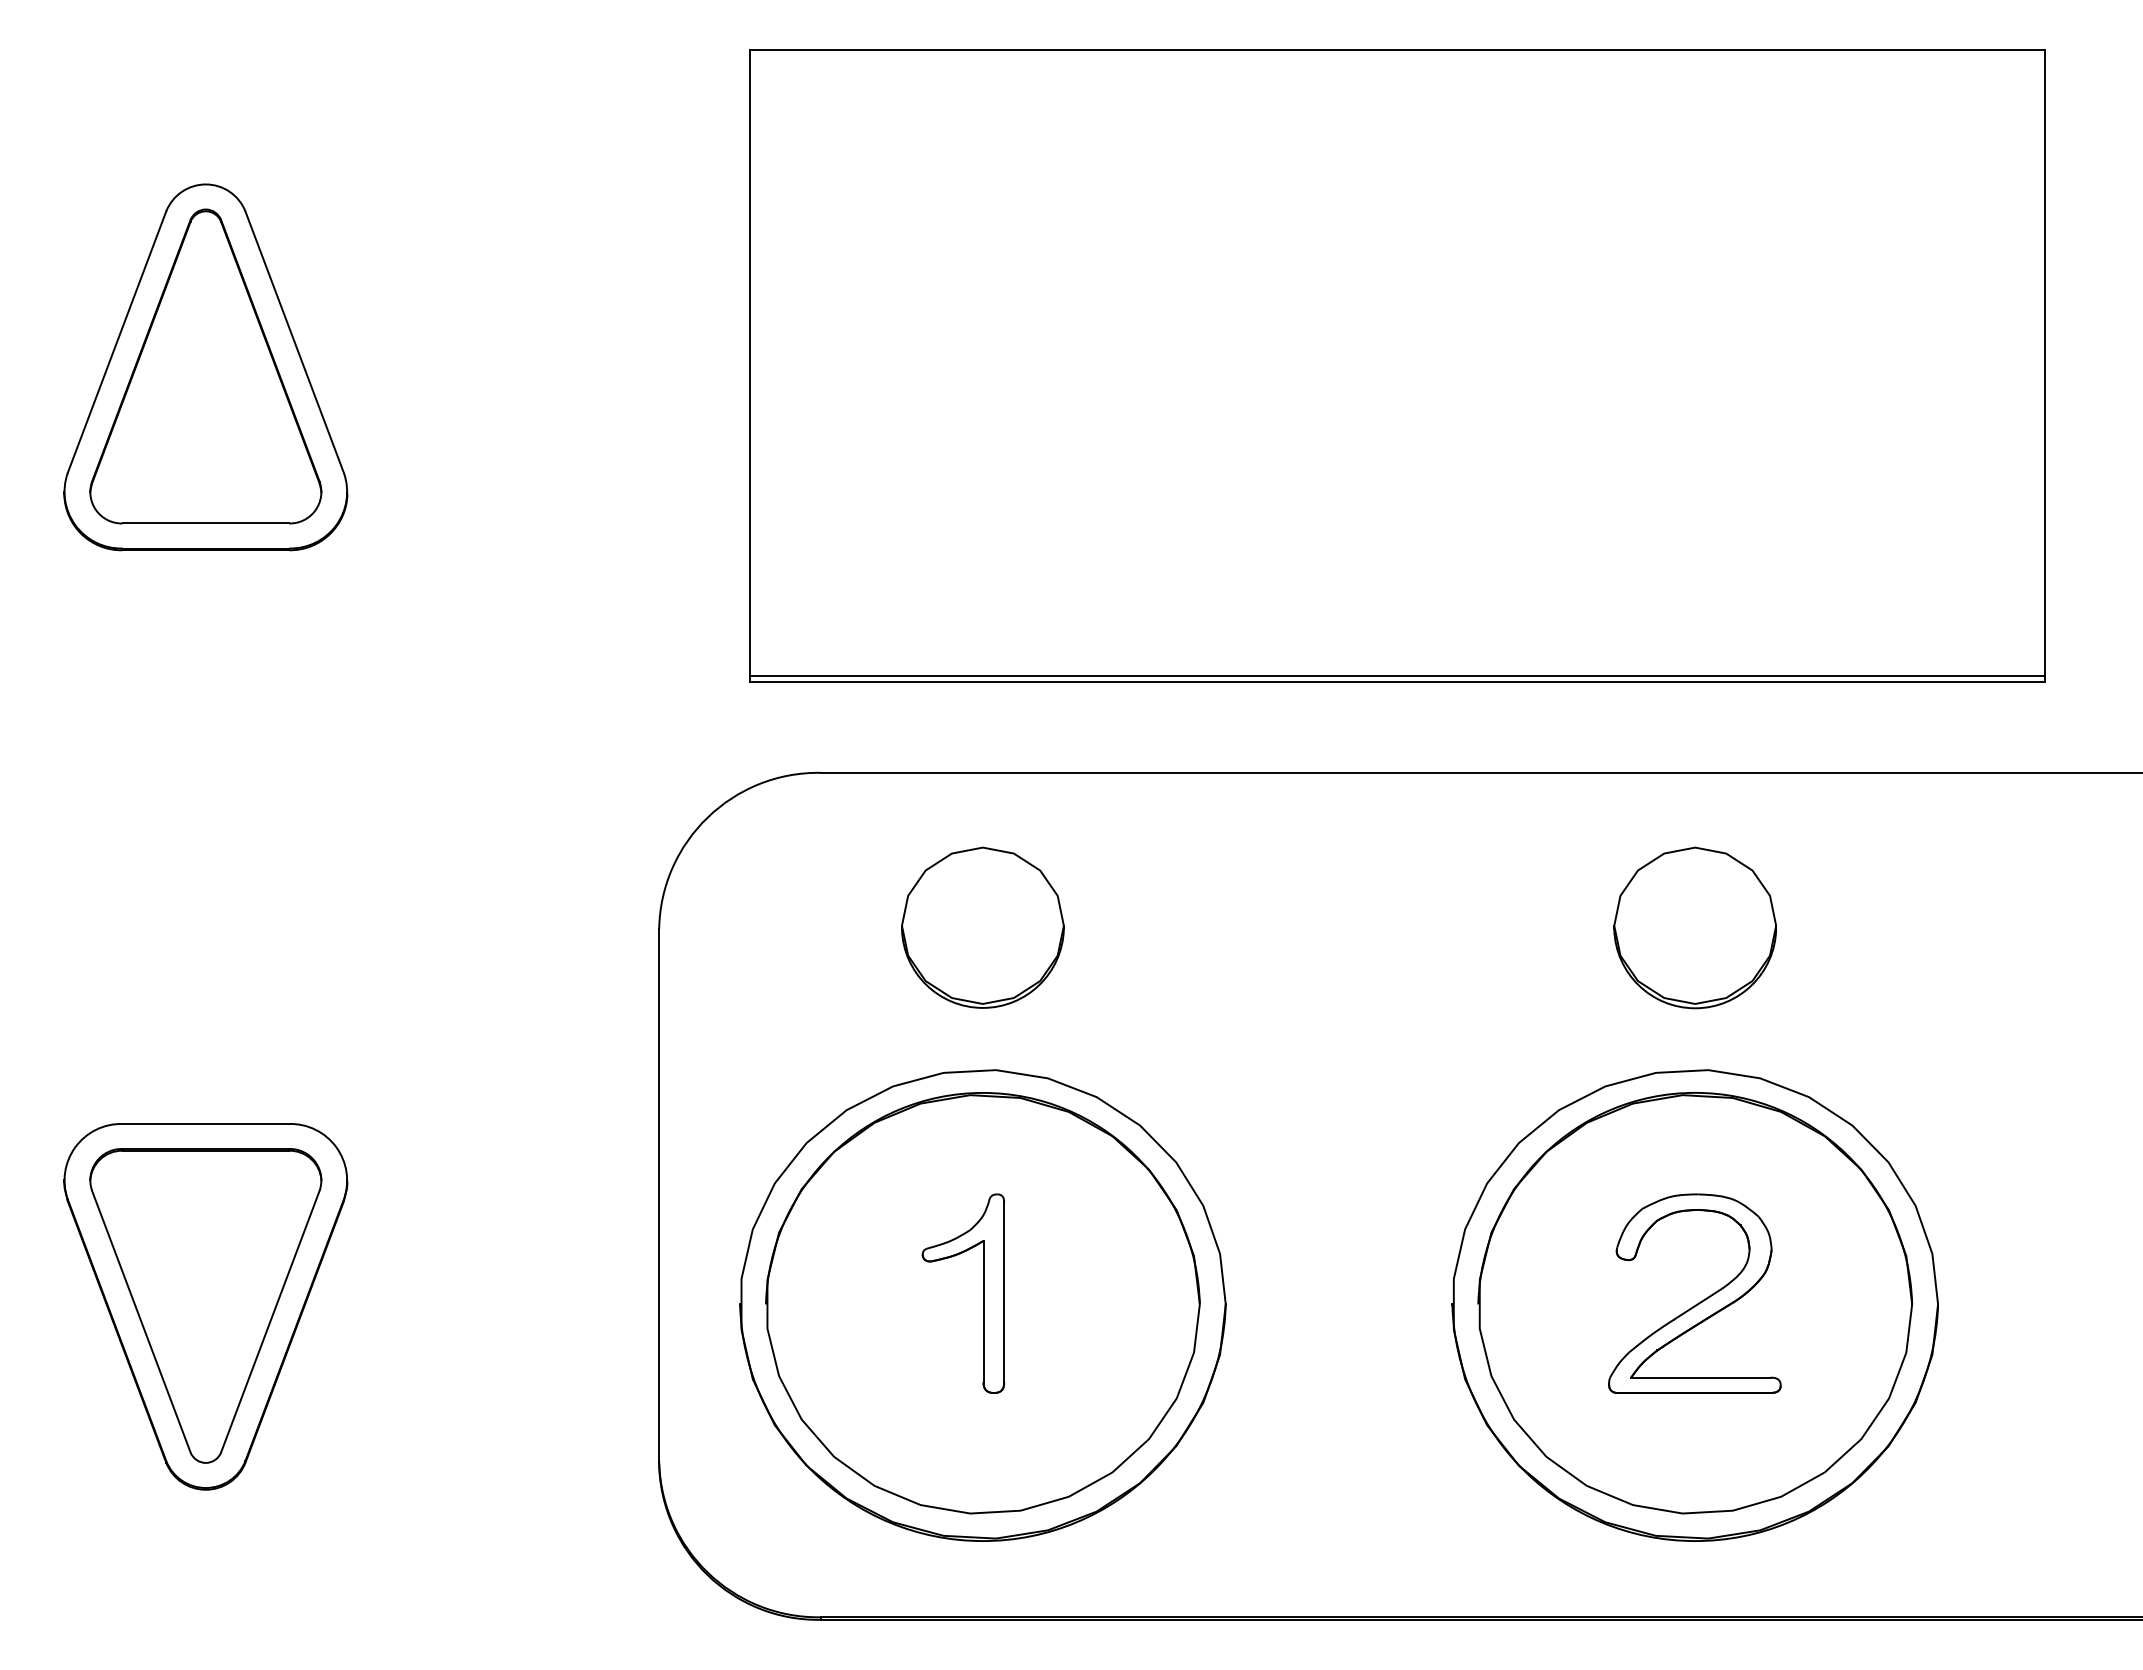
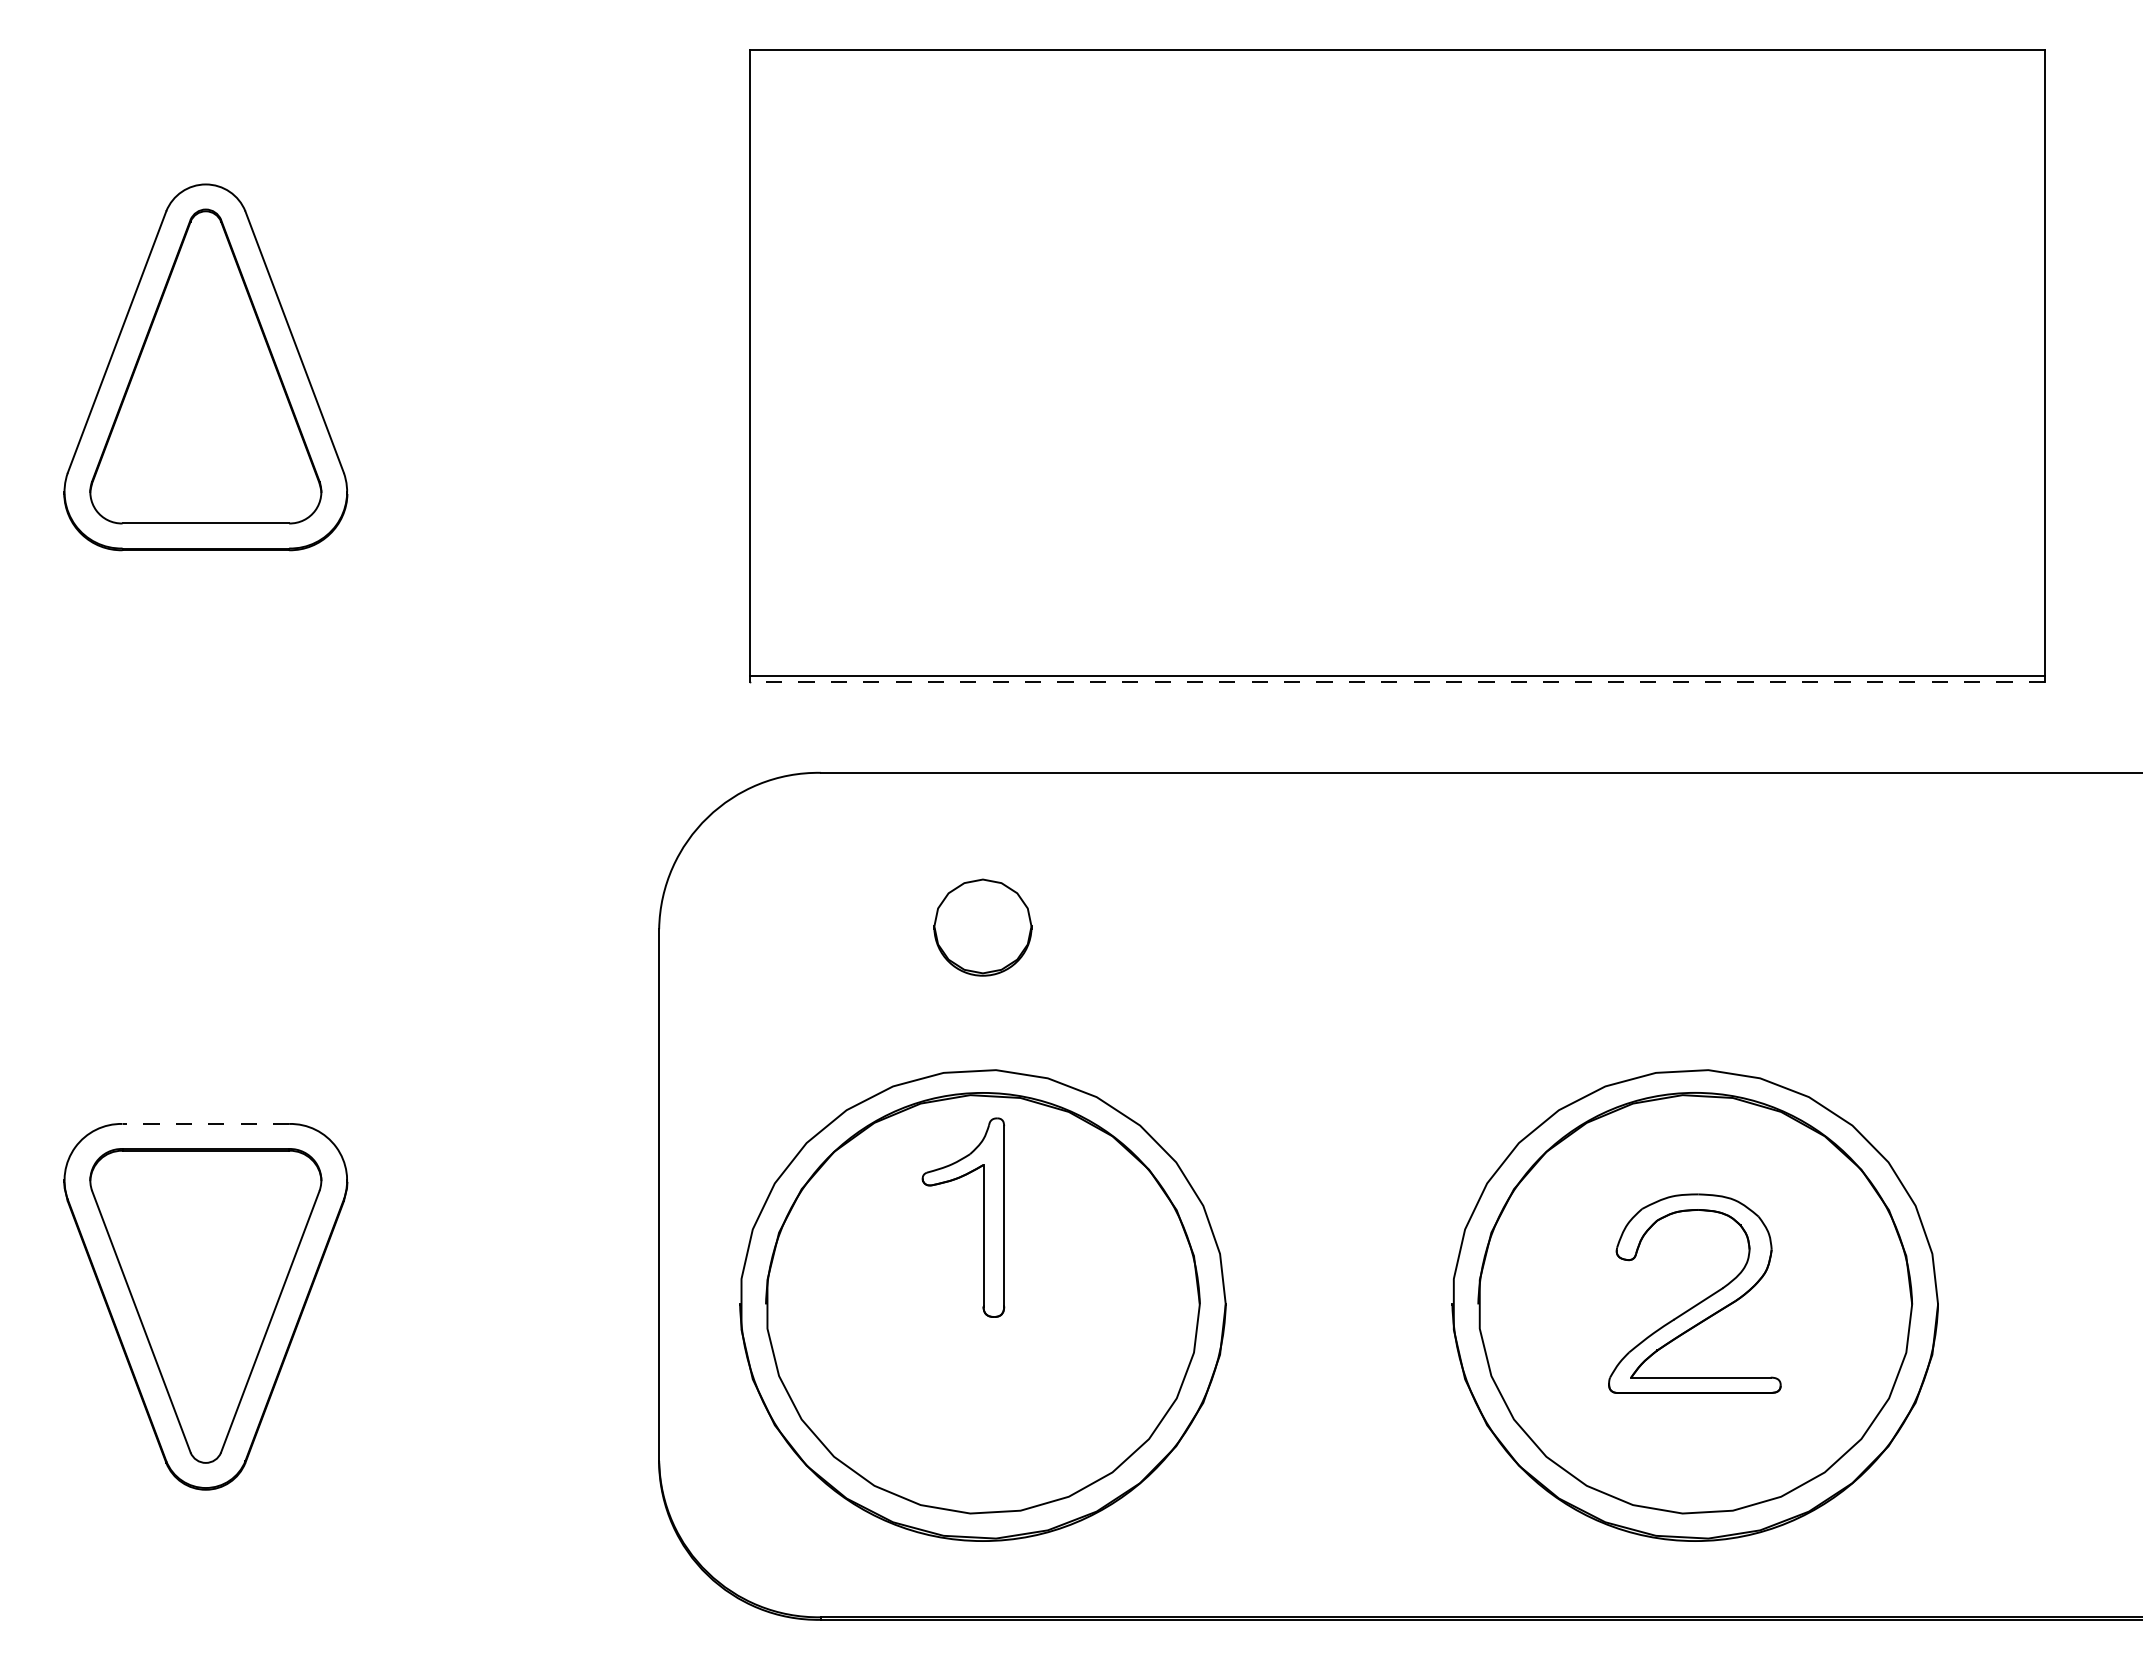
line: solid -> dashed (1397, 681)
part size: 164x163 px -> 100x99 px (982, 927)
part: present -> none (1694, 927)
line: solid -> dashed (205, 1123)
part position: (983, 1293) -> (983, 1217) (983, 1217)
